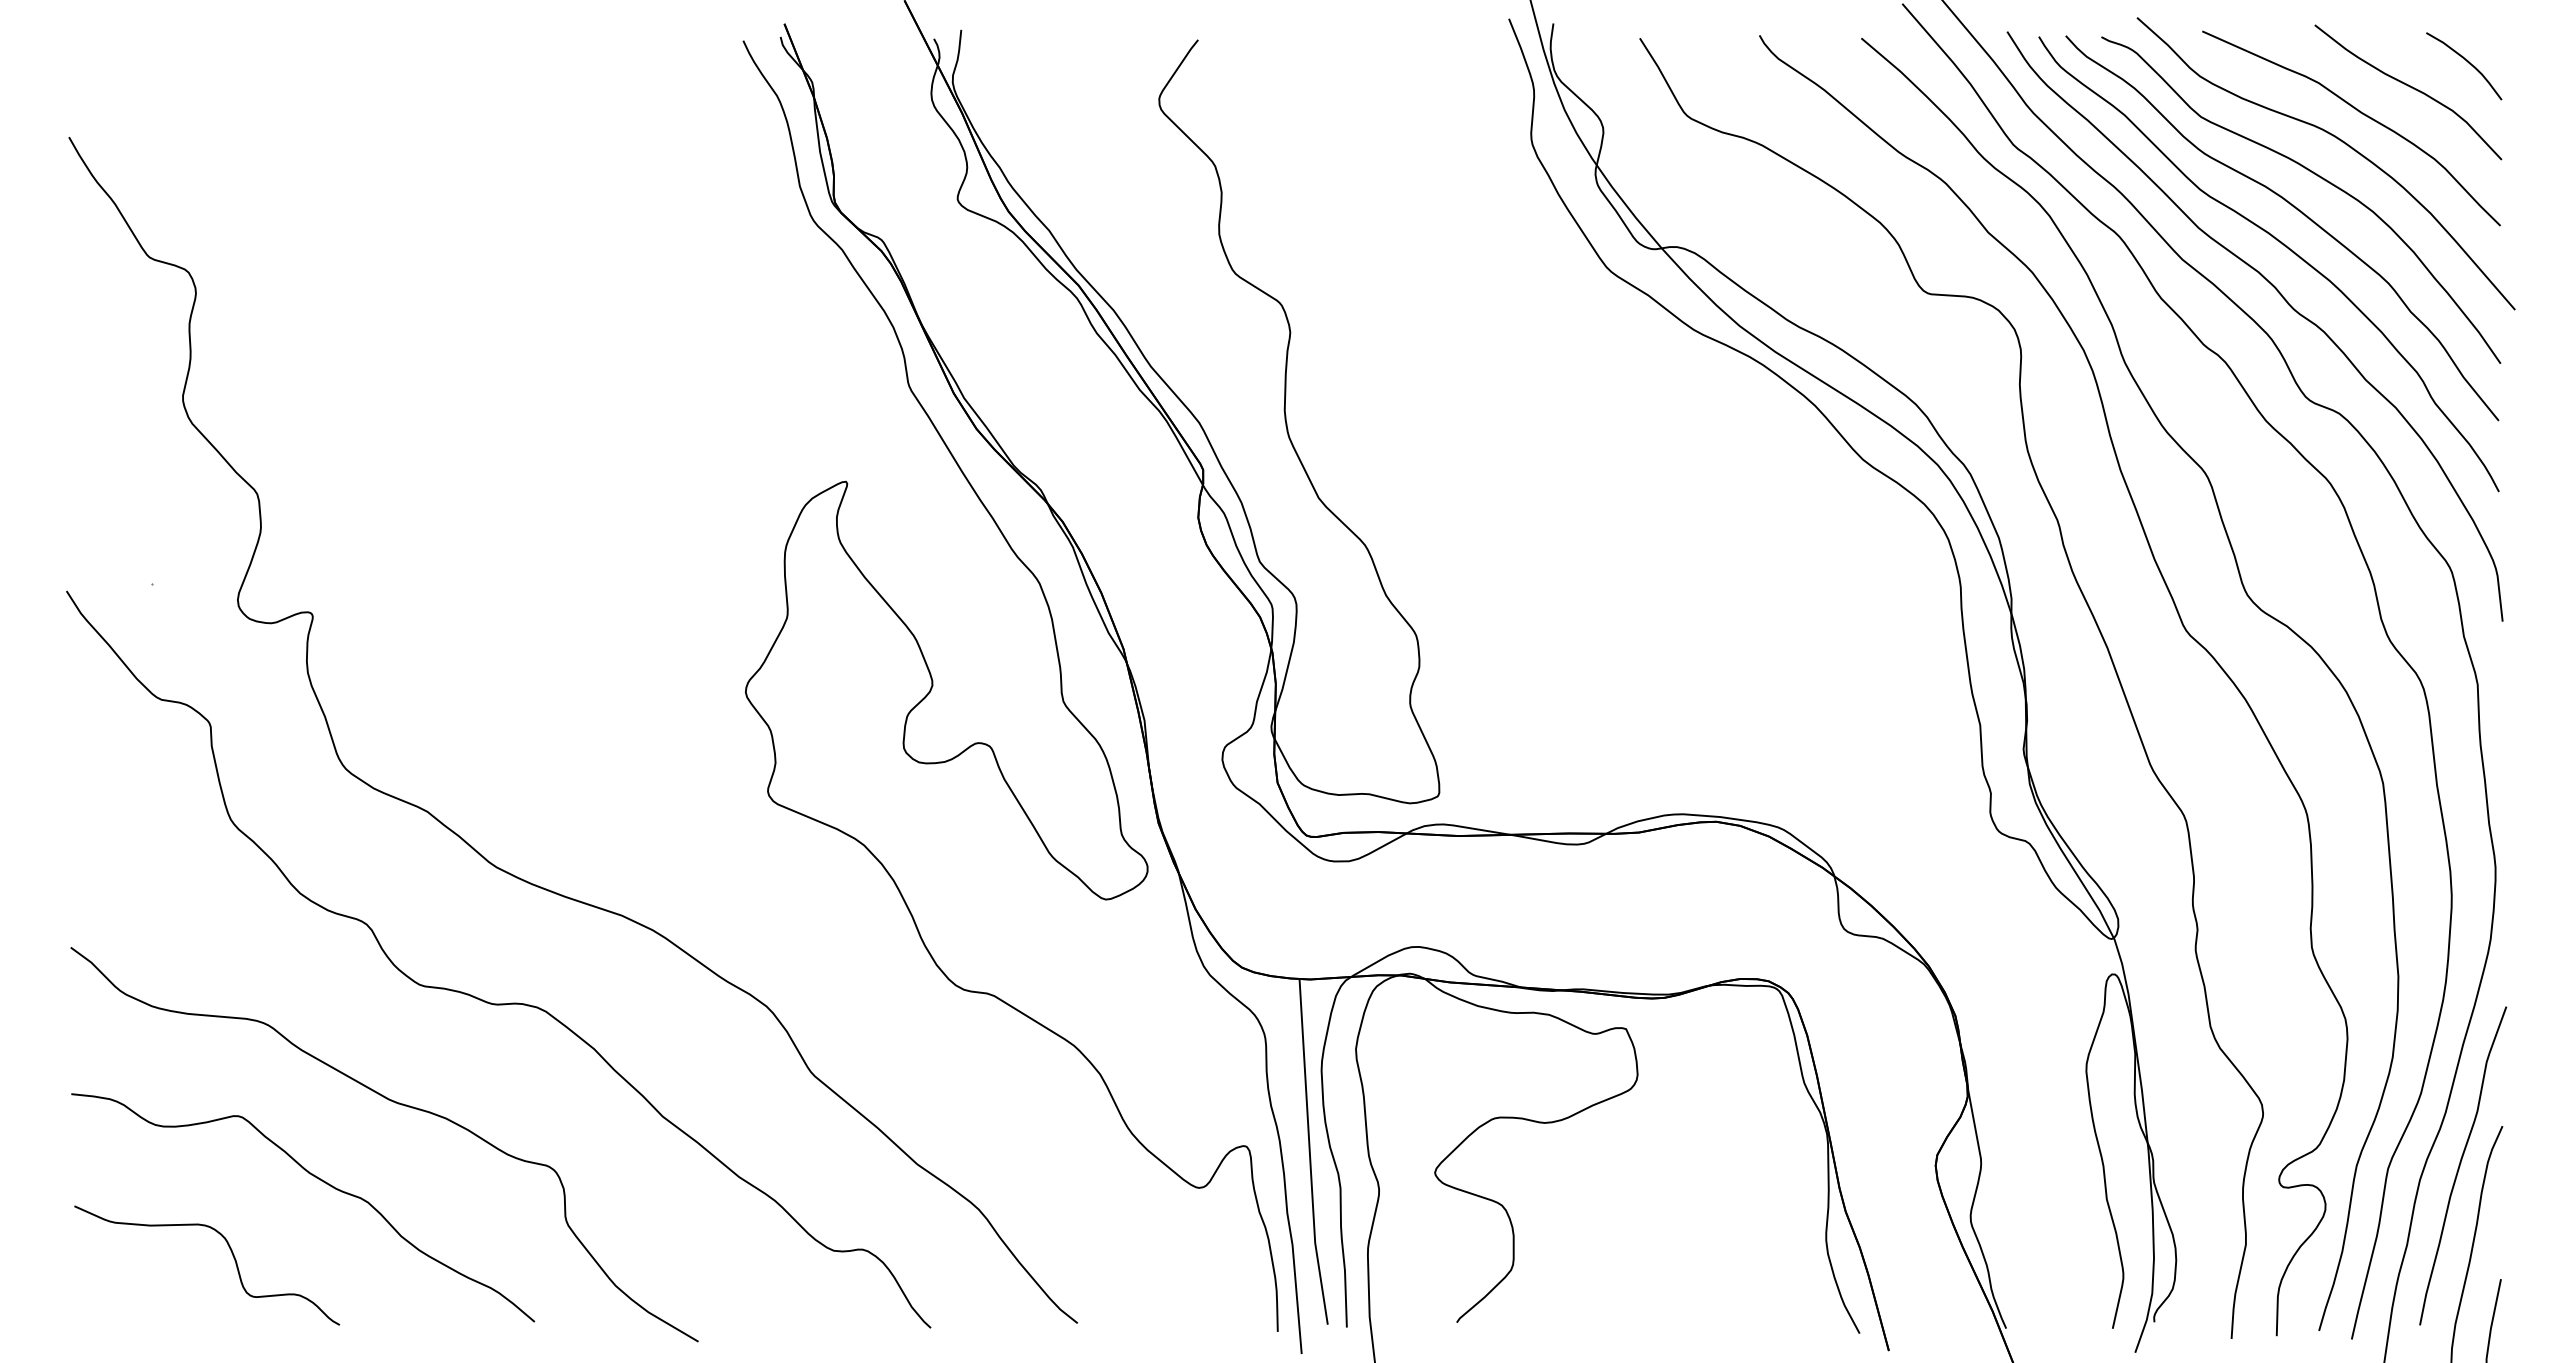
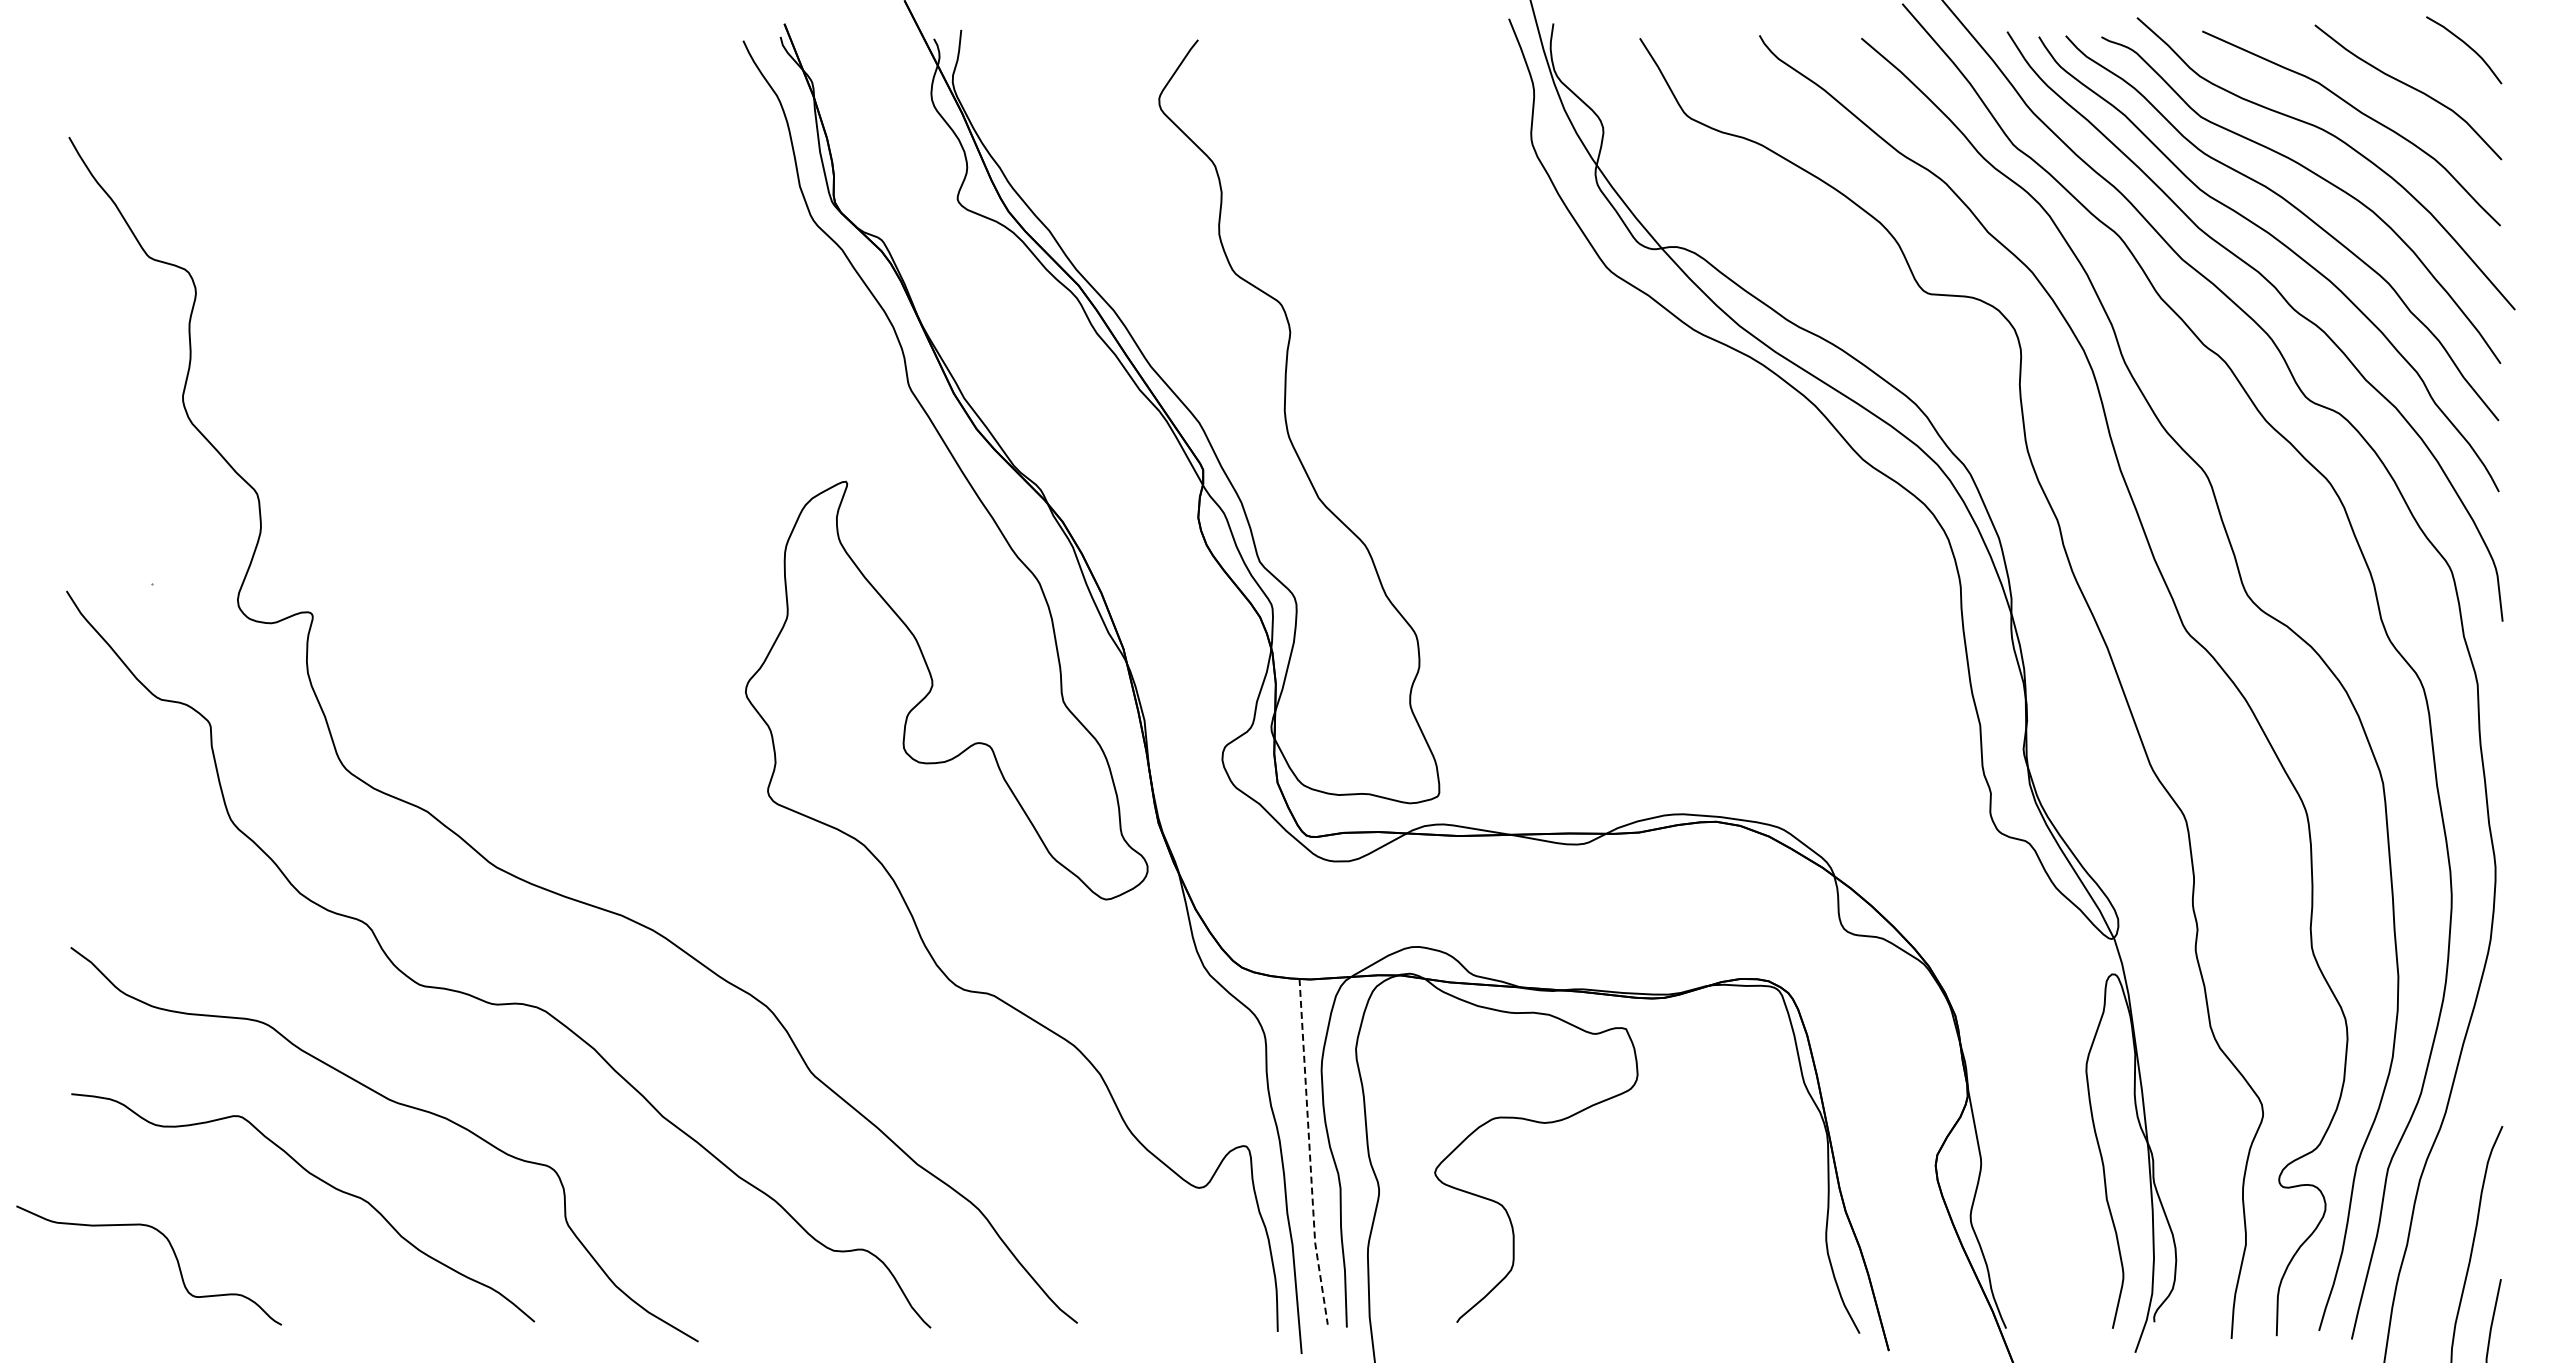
curve position: (2467, 62) -> (2467, 46) (2467, 46)
line: solid -> dashed (1309, 1153)
curve: present -> none (2461, 1163)
curve position: (231, 1253) -> (173, 1253) (173, 1253)
